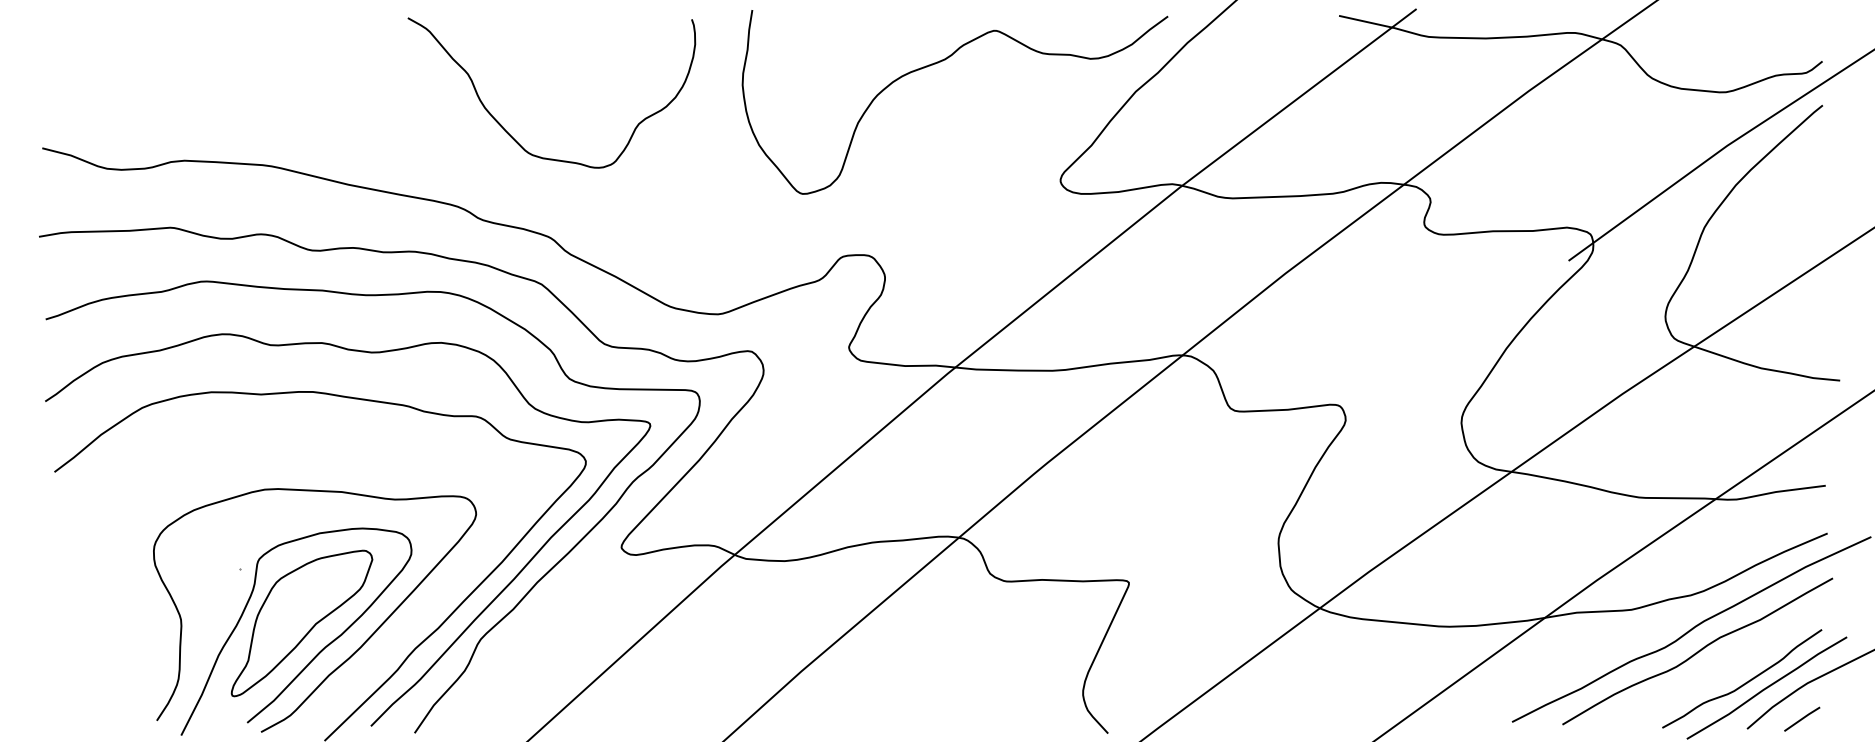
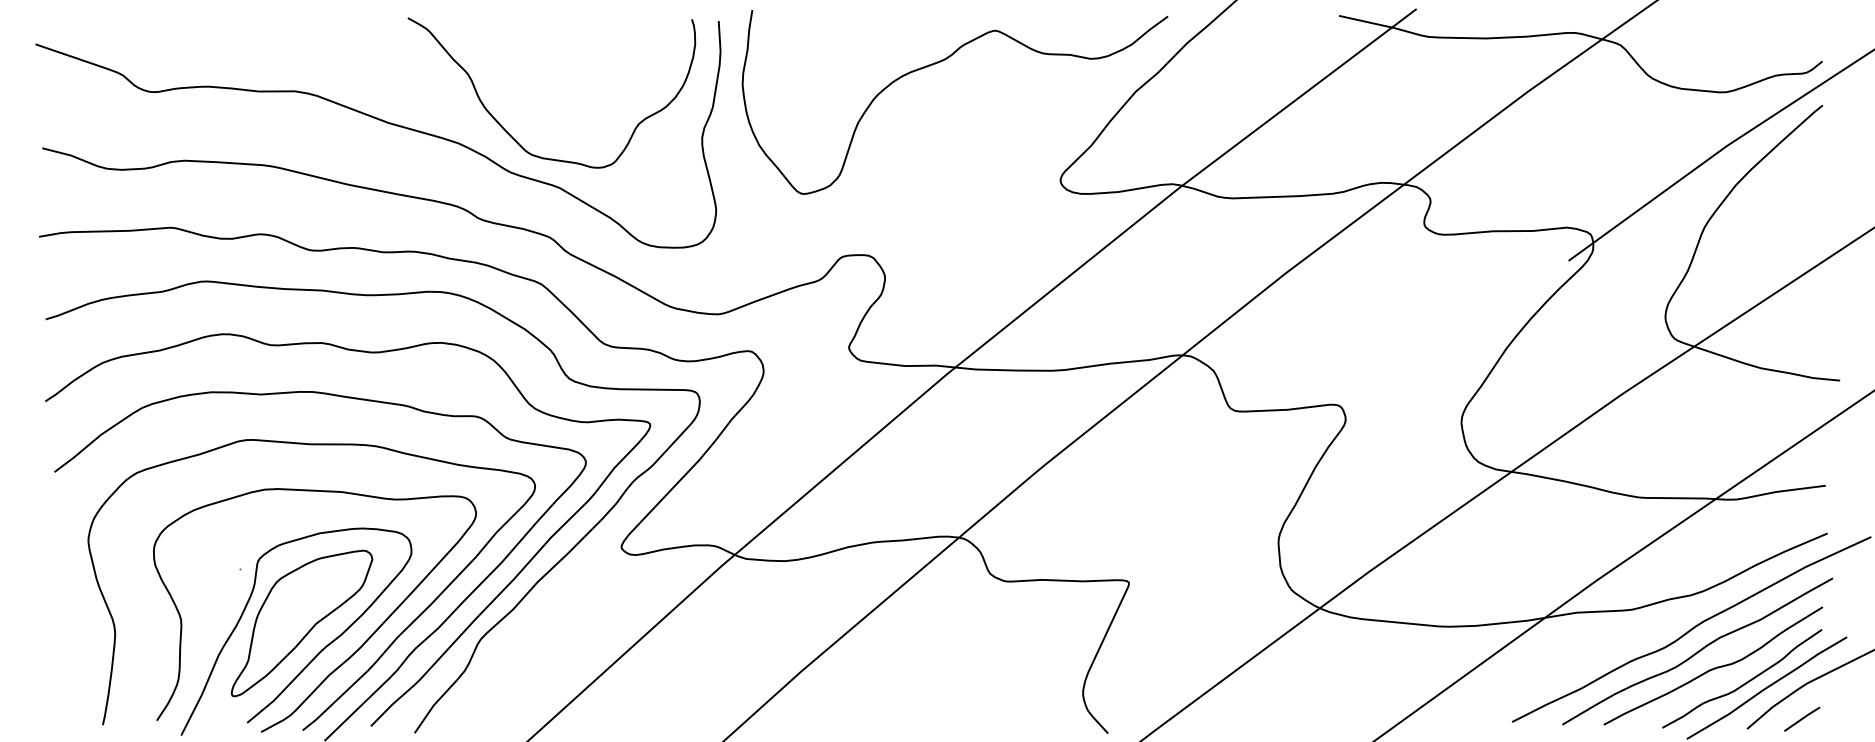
curve: none -> present (381, 121)
curve: none -> present (384, 650)
curve: none -> present (1714, 667)
